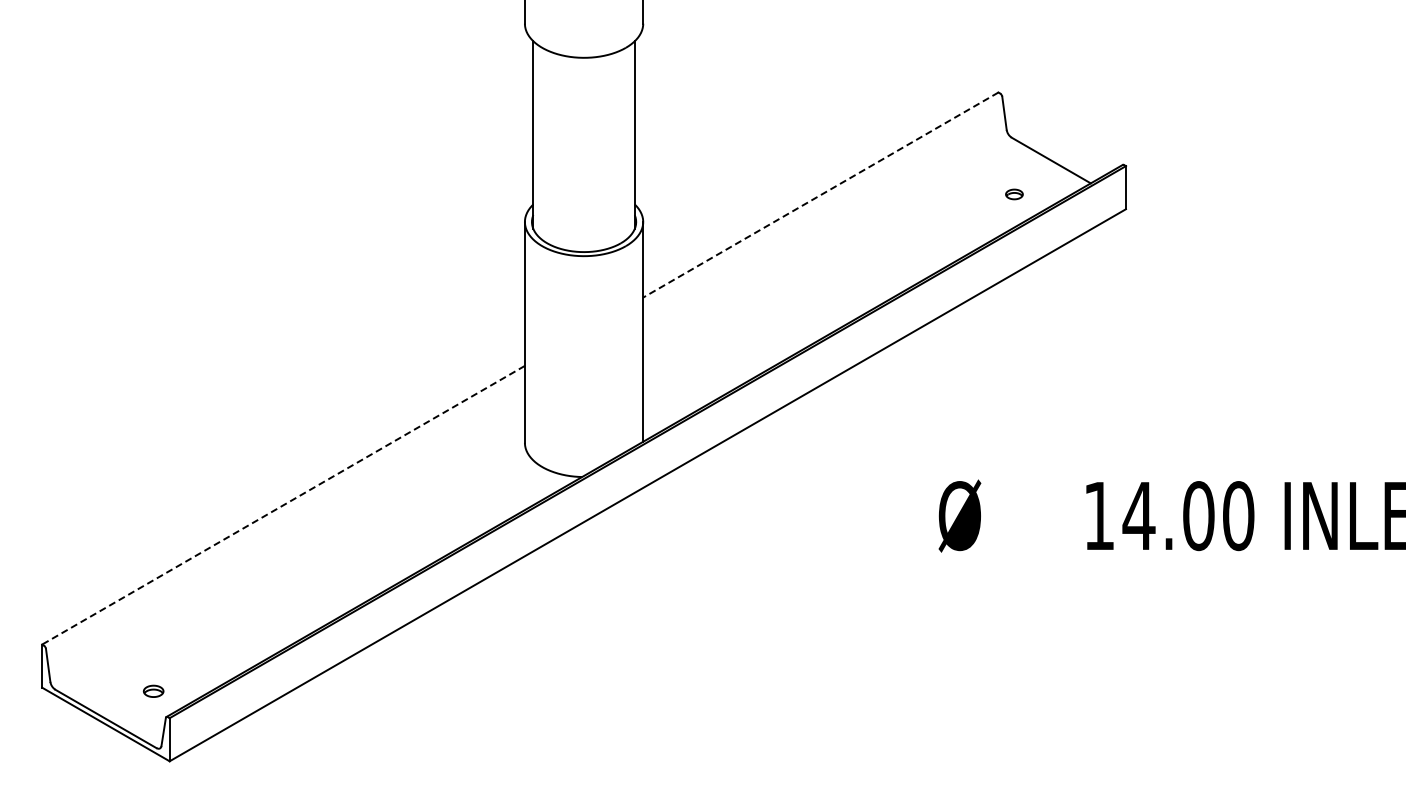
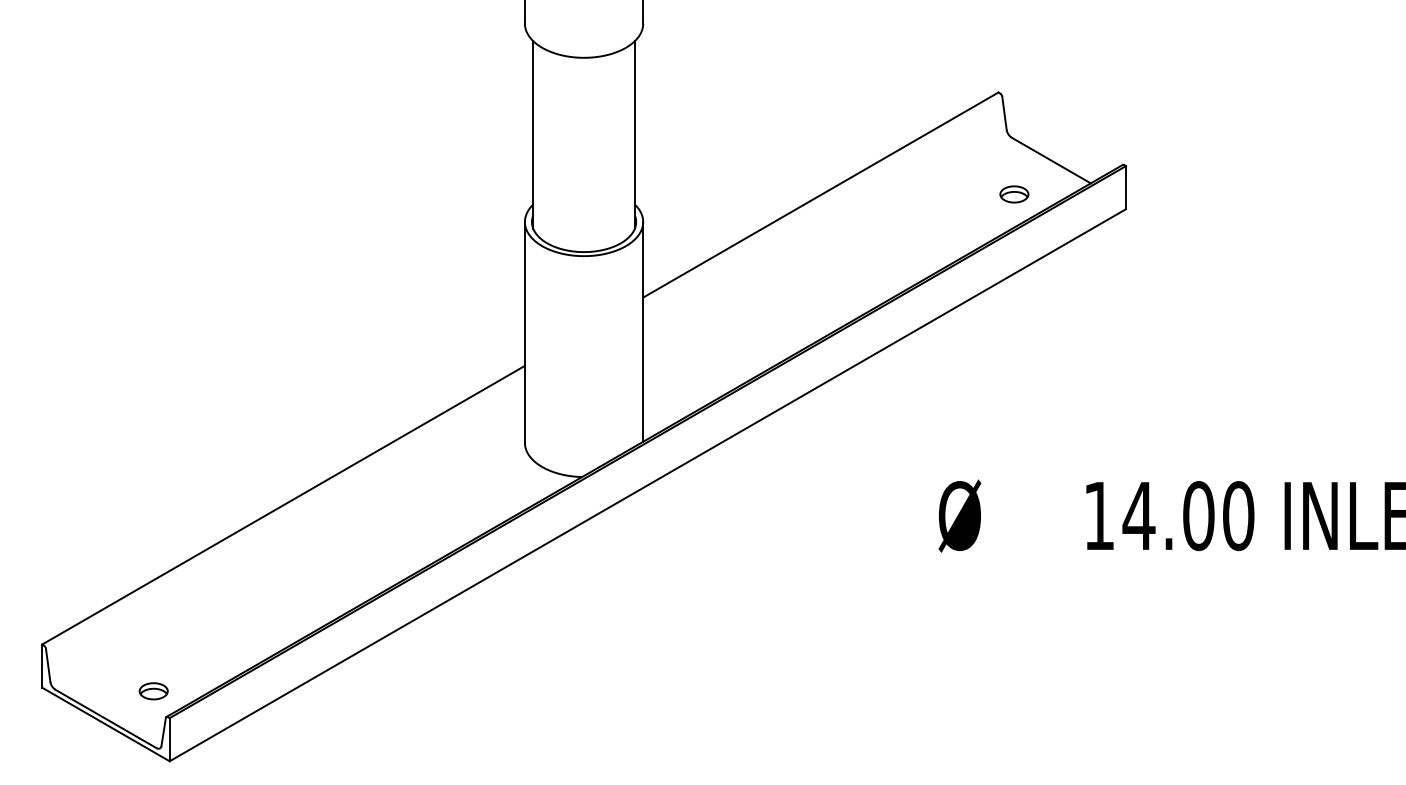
part size: 19x13 px -> 31x19 px (1014, 194)
line: dashed -> solid (820, 195)
line: dashed -> solid (283, 505)
part size: 23x14 px -> 31x19 px (153, 691)
